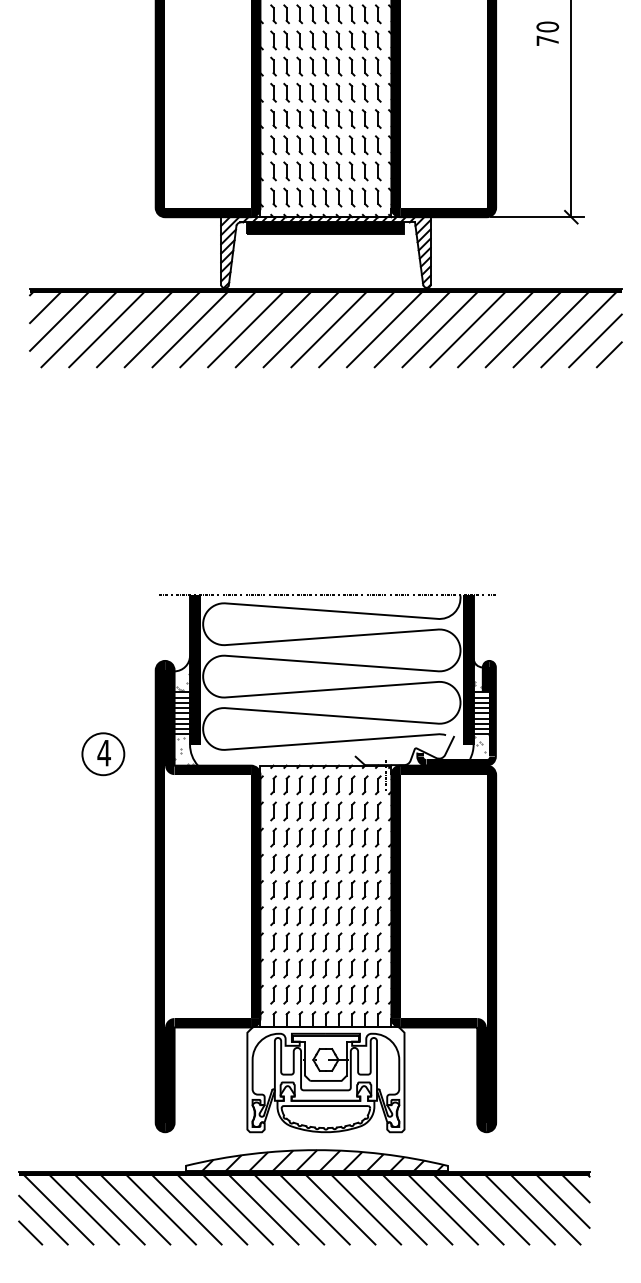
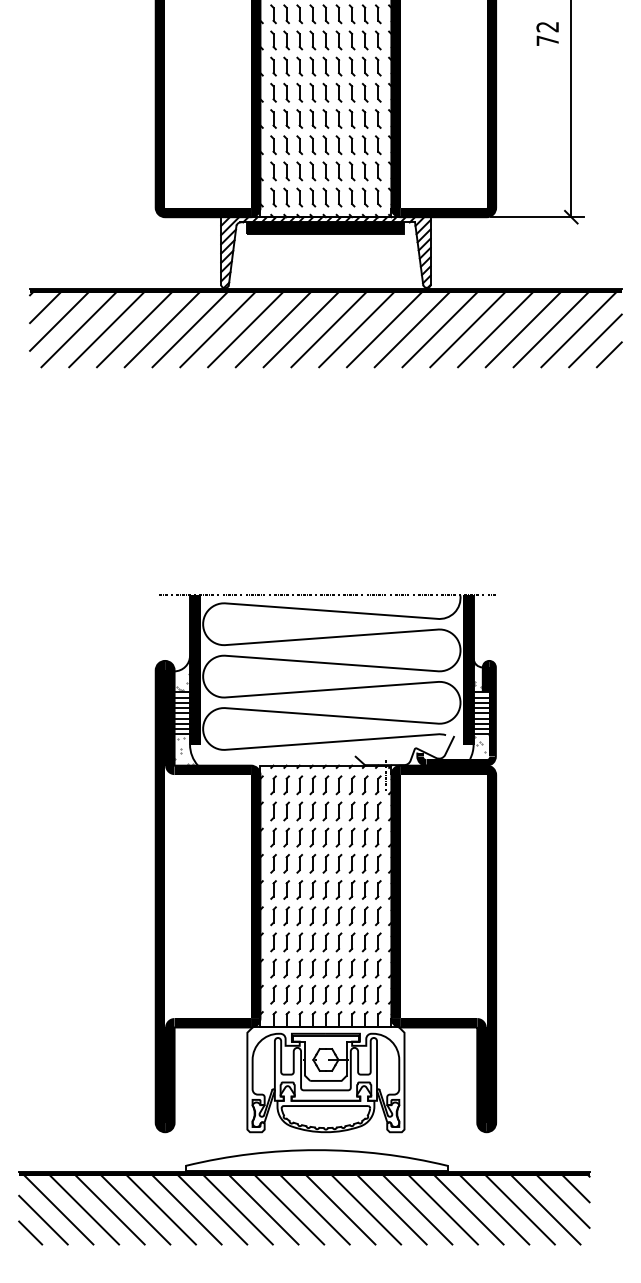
text: 70 -> 72 (547, 26)
part: present -> none (103, 754)
hatch: present -> none (322, 1160)
